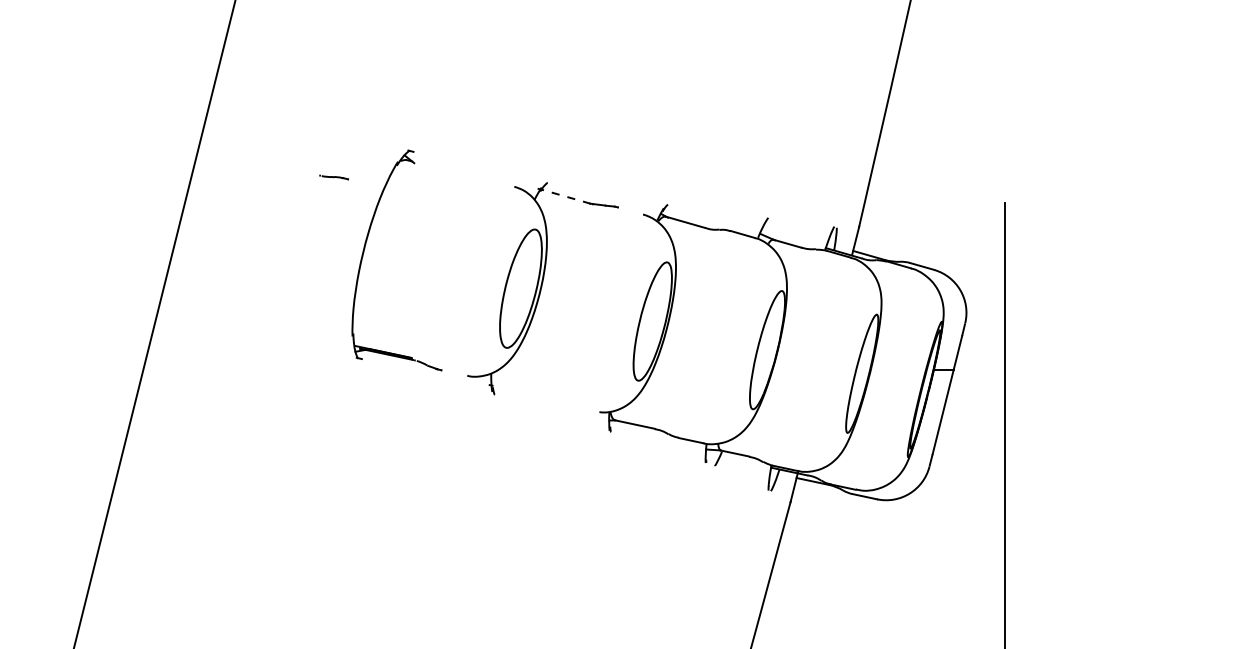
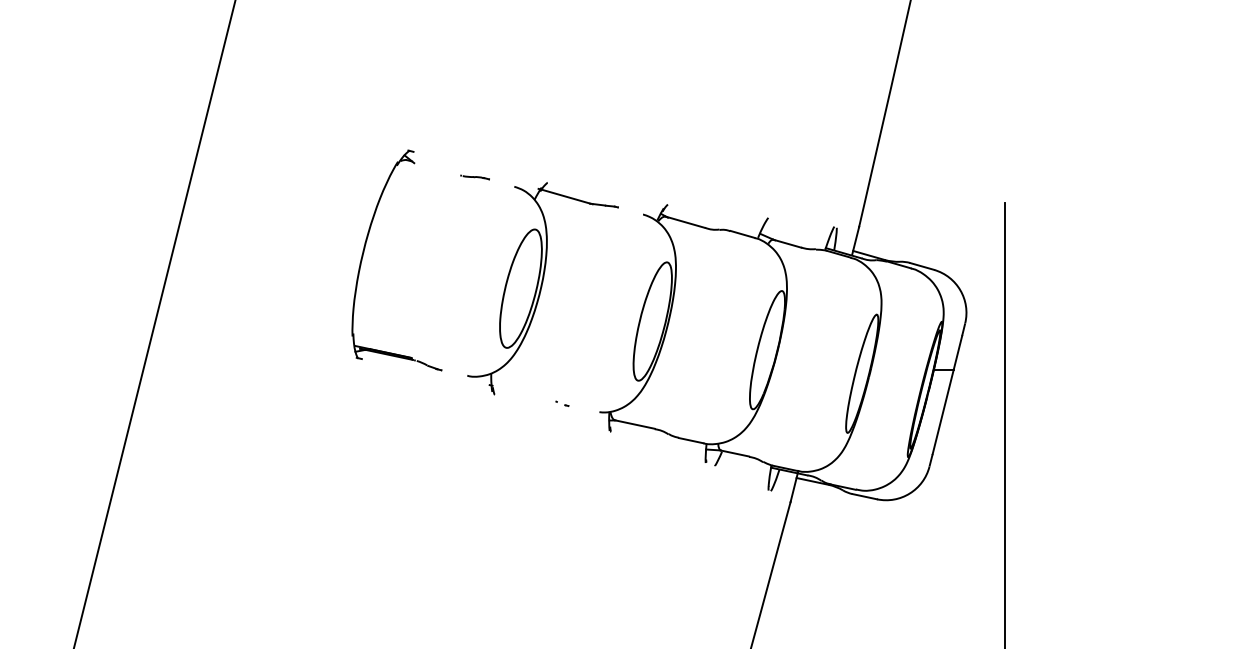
line position: (333, 177) -> (474, 177) (474, 177)
line: dashed -> solid (566, 196)
part: none -> present (562, 403)
